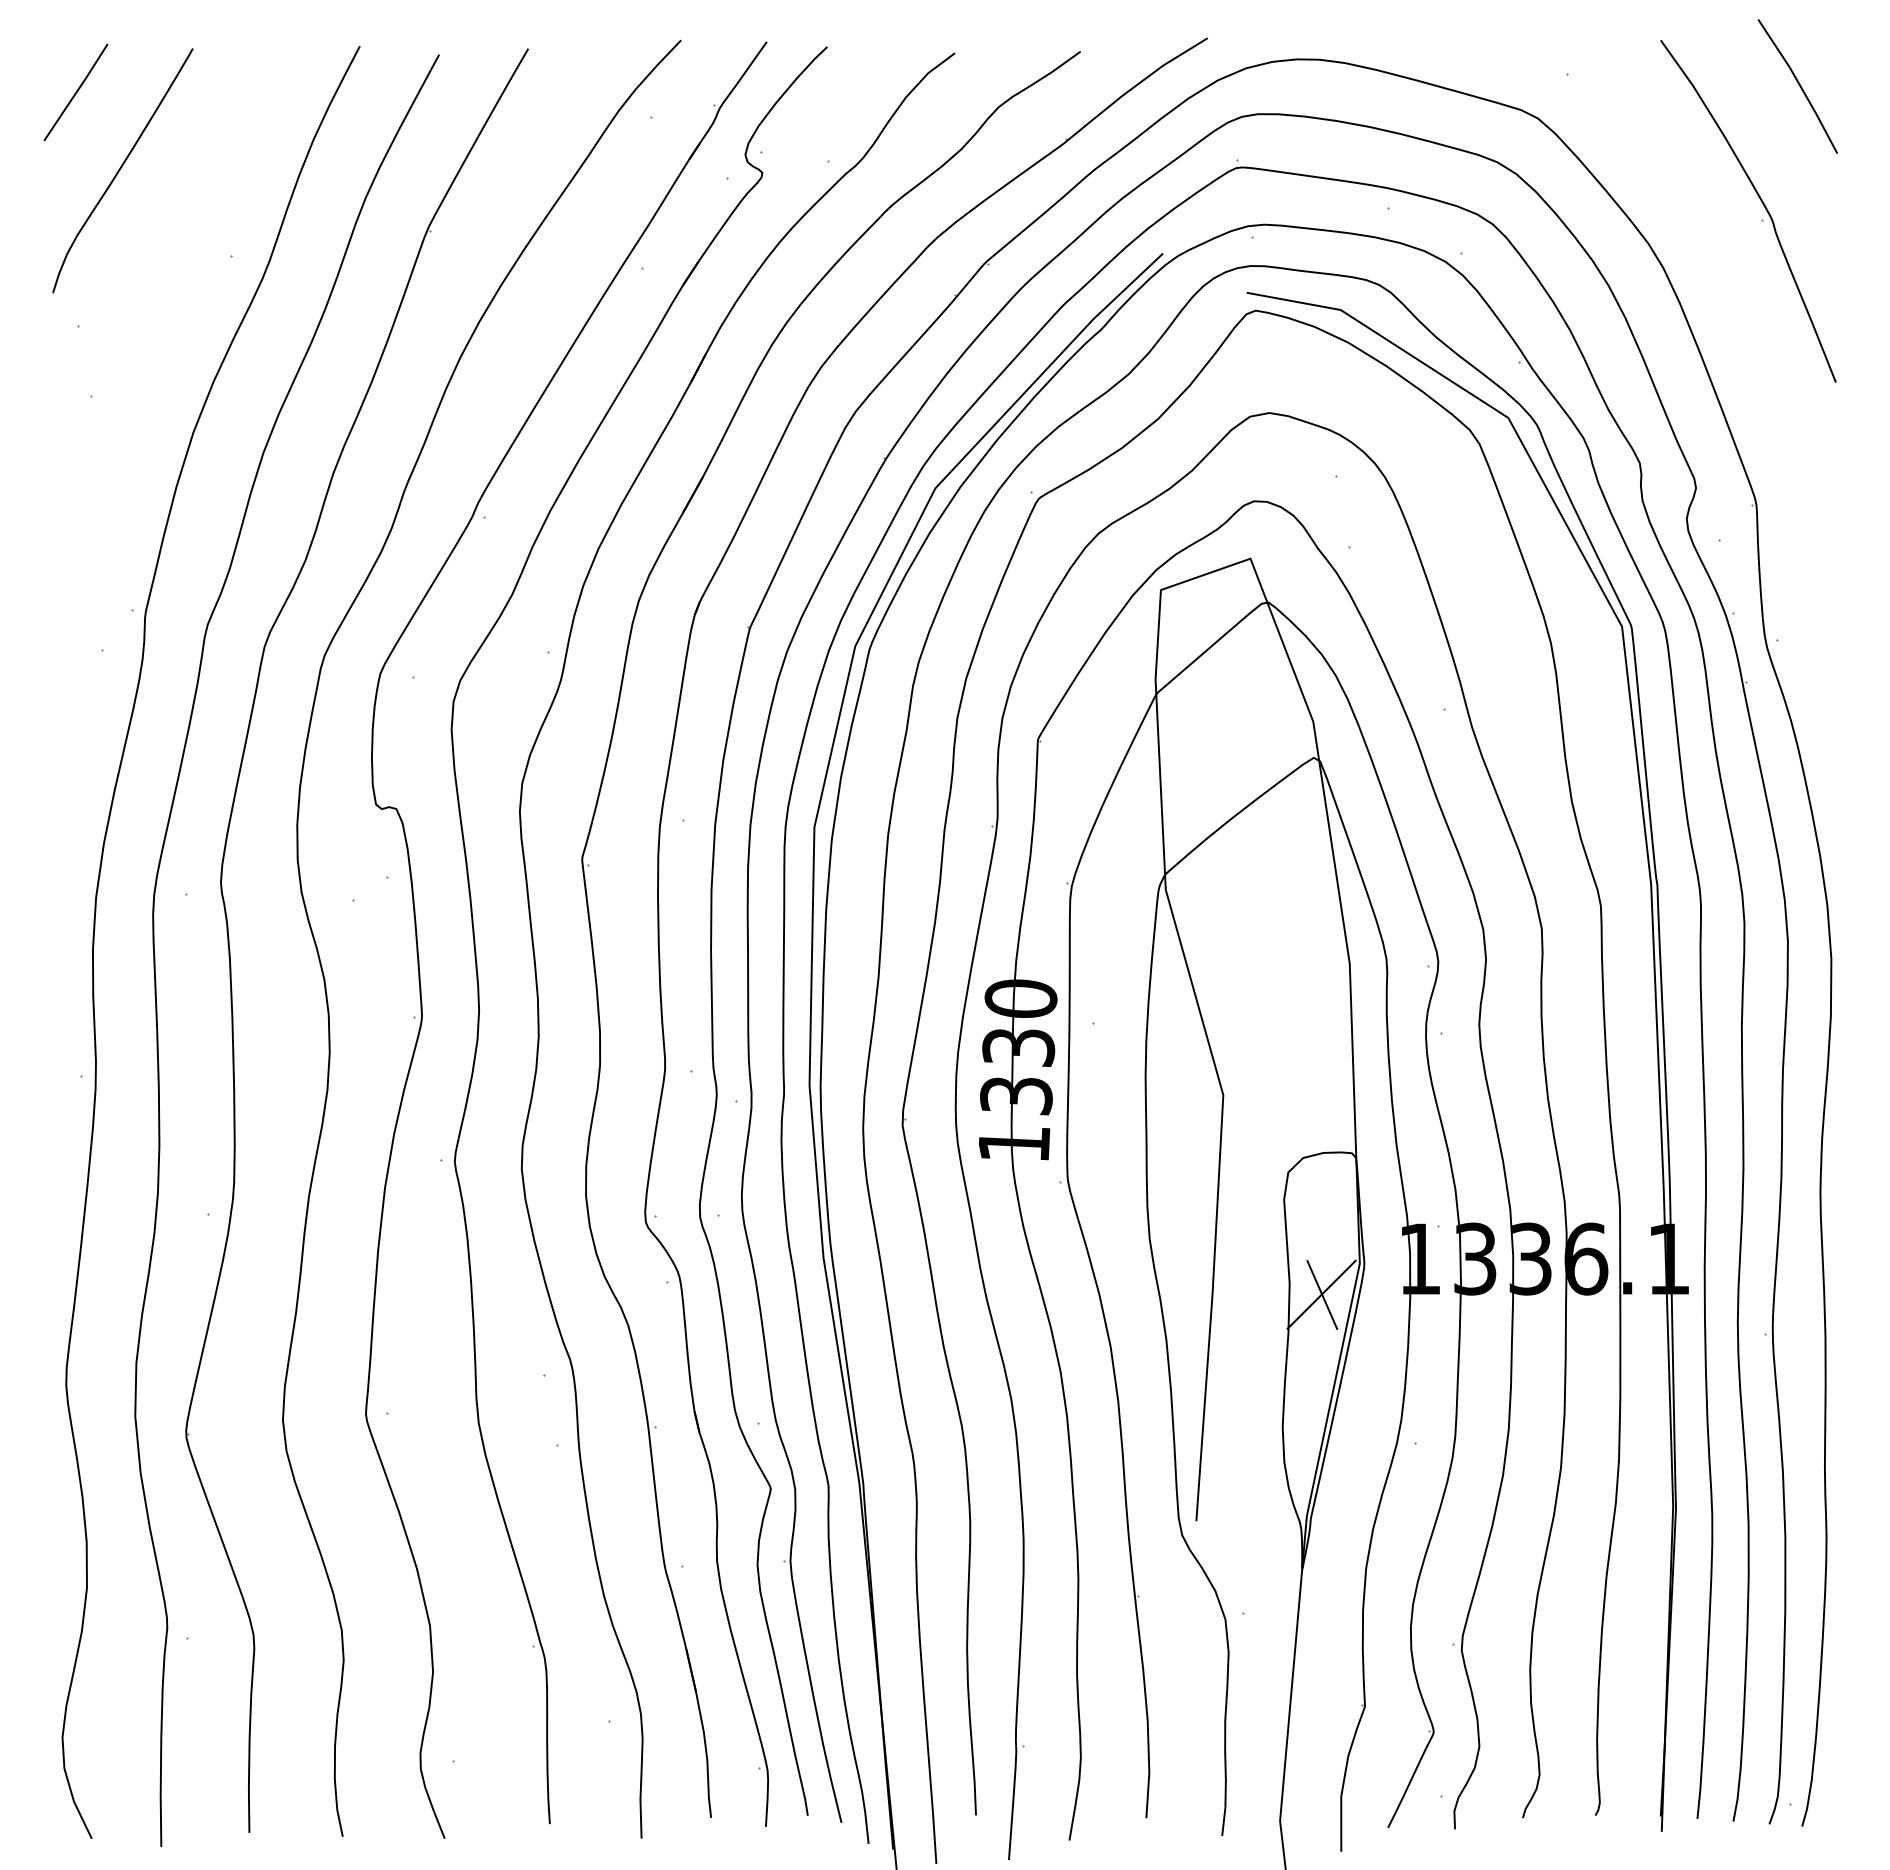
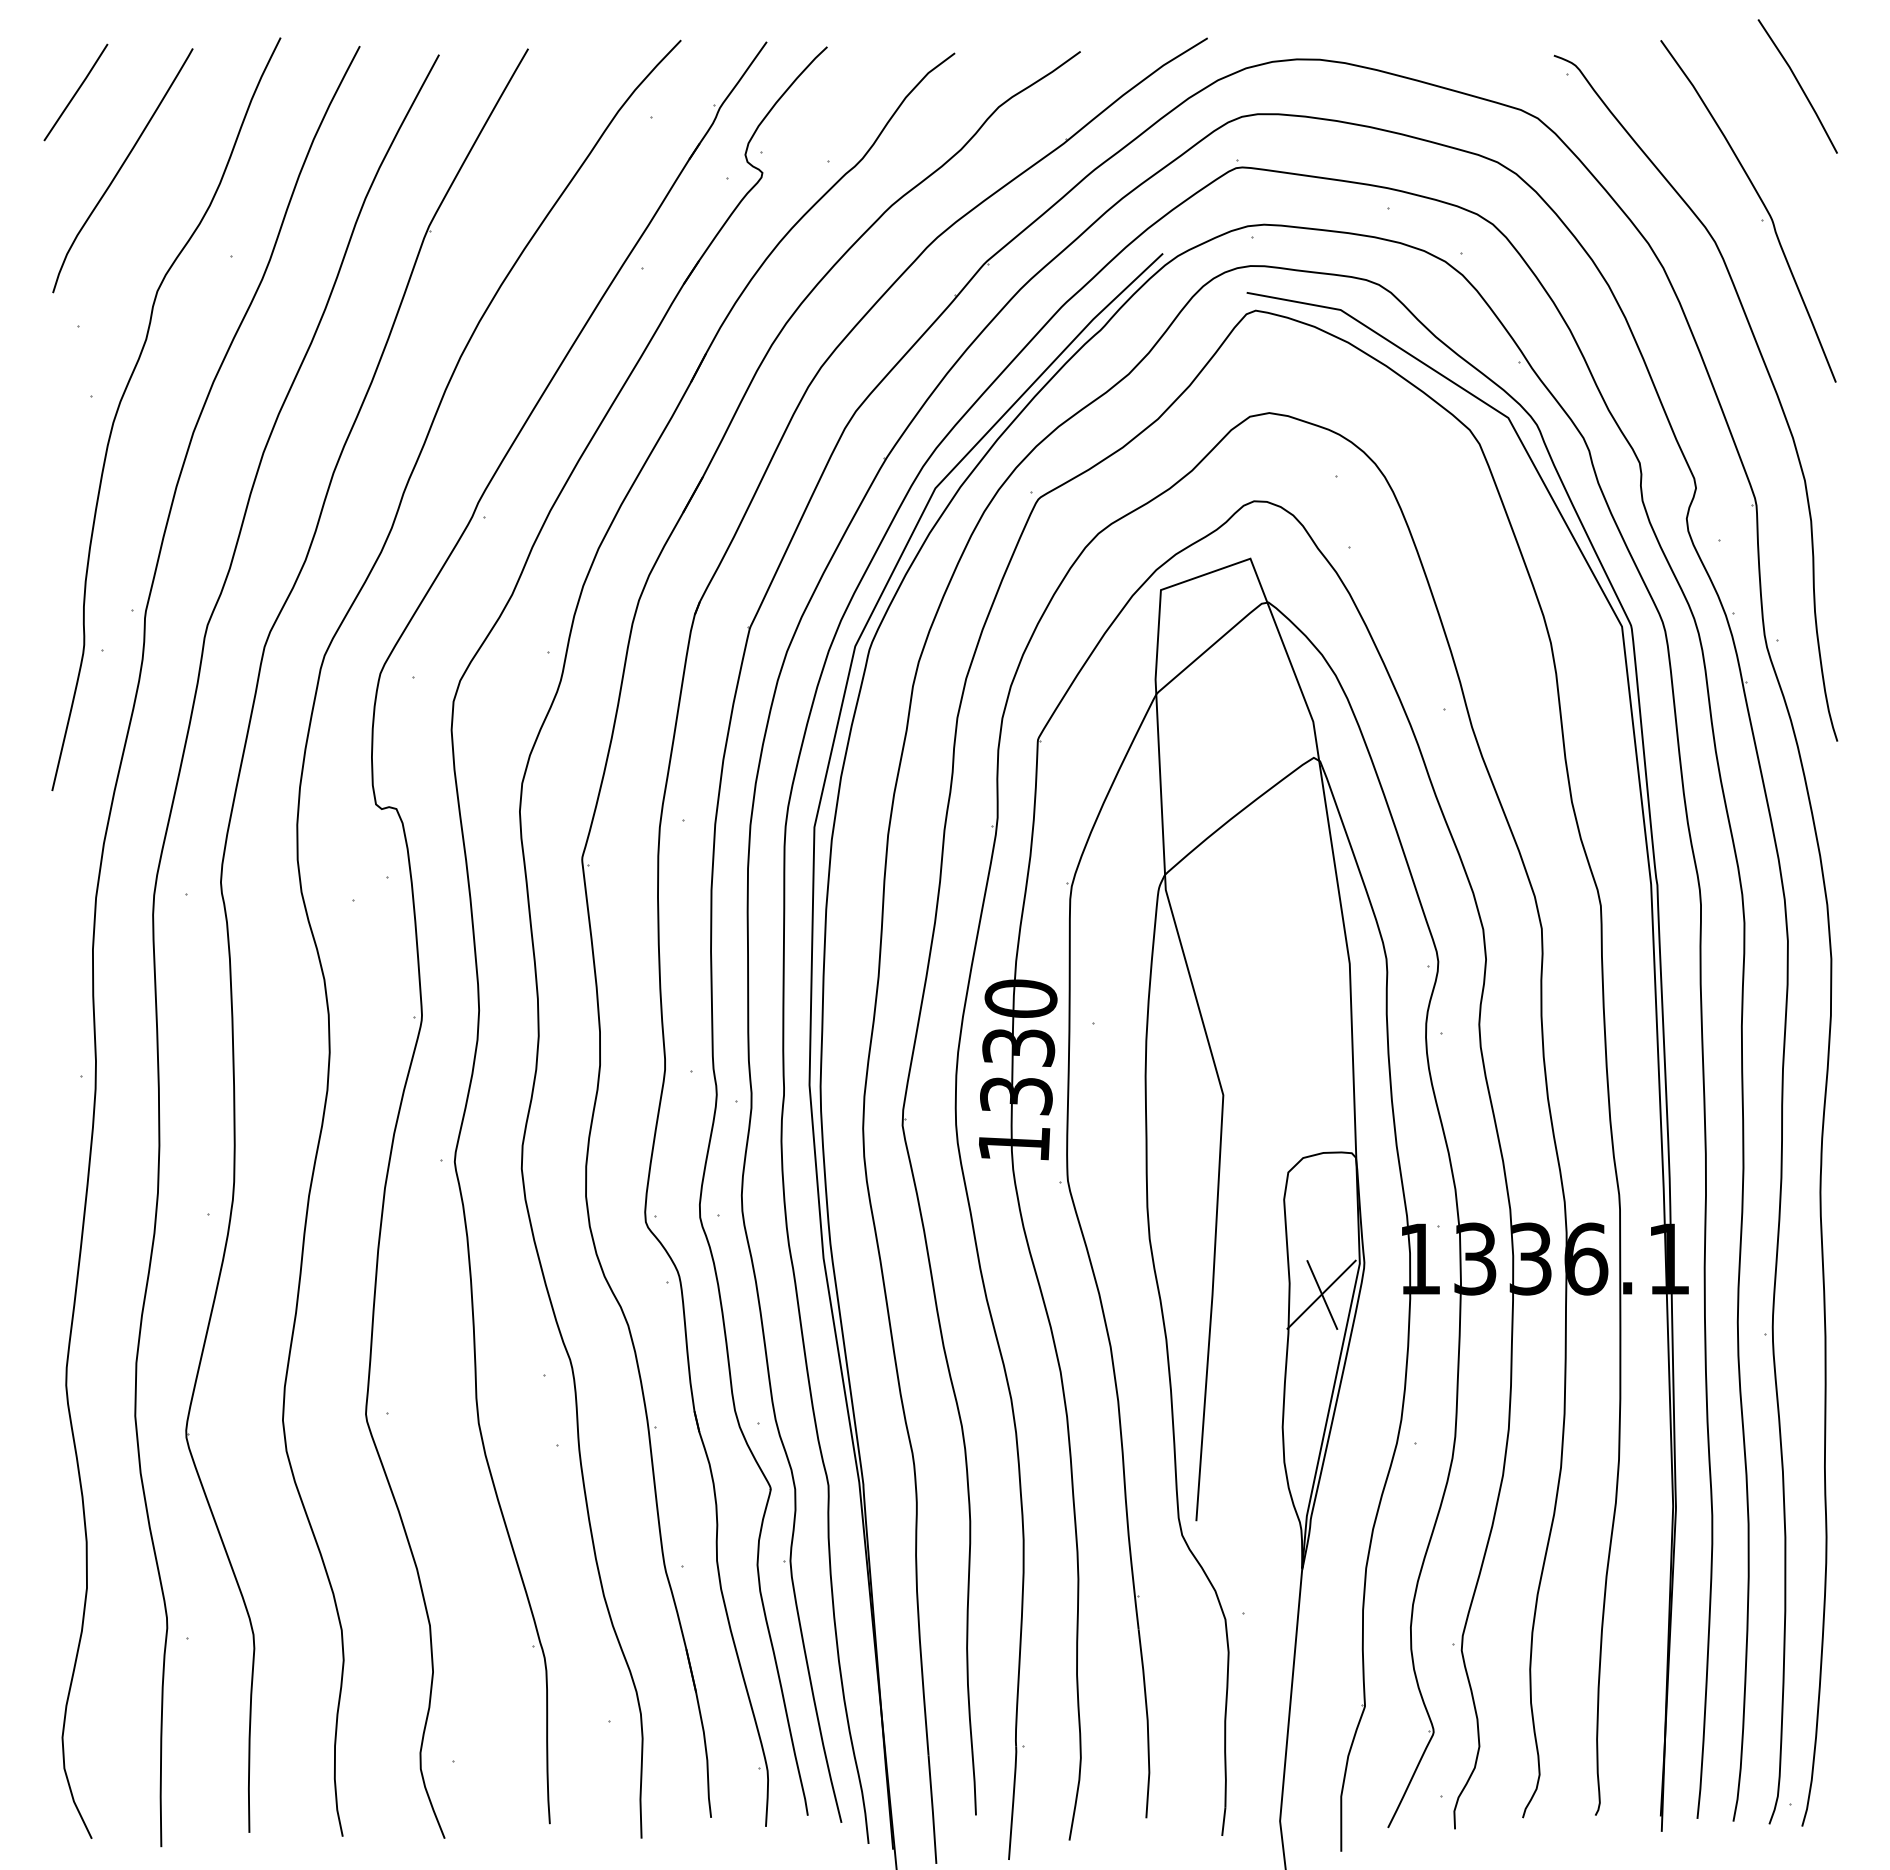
curve: none -> present (1765, 368)
curve: none -> present (124, 395)
